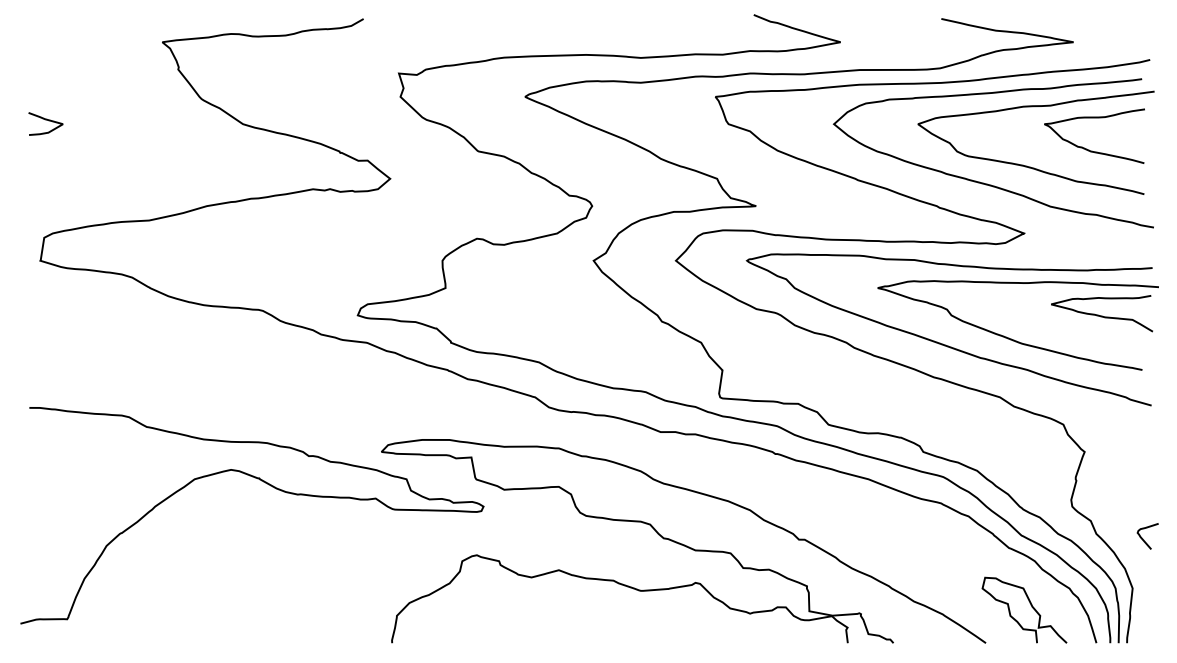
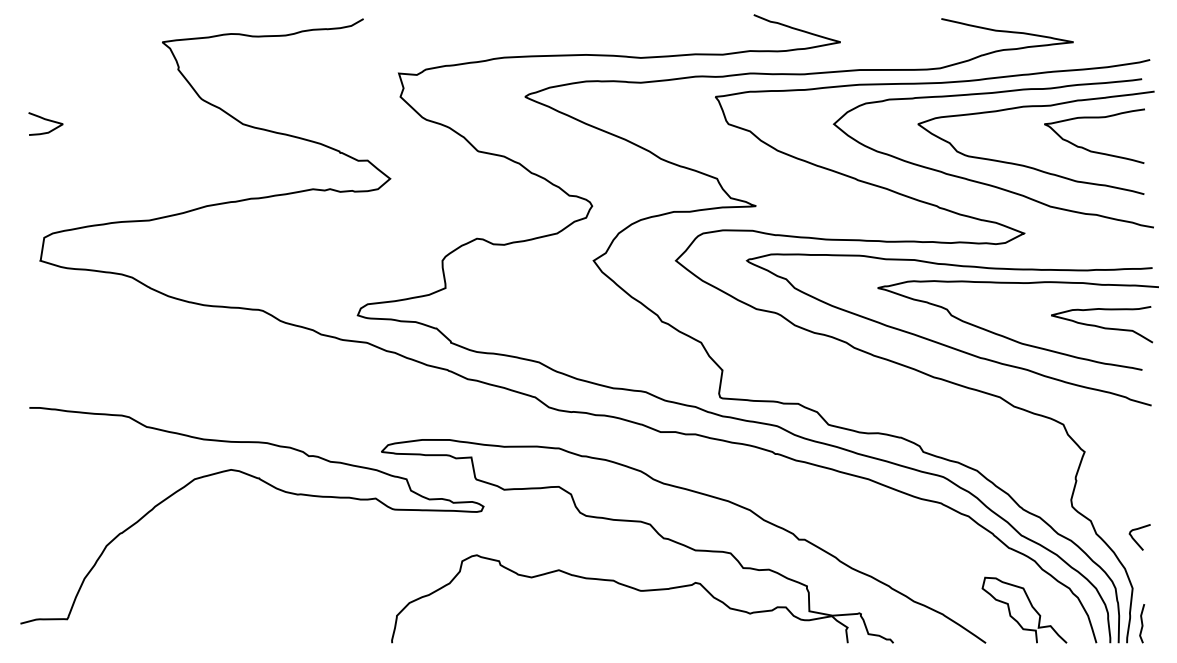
curve position: (1101, 315) -> (1101, 326) (1101, 326)
curve position: (1143, 538) -> (1135, 539) (1135, 539)
line: none -> present (1142, 623)
